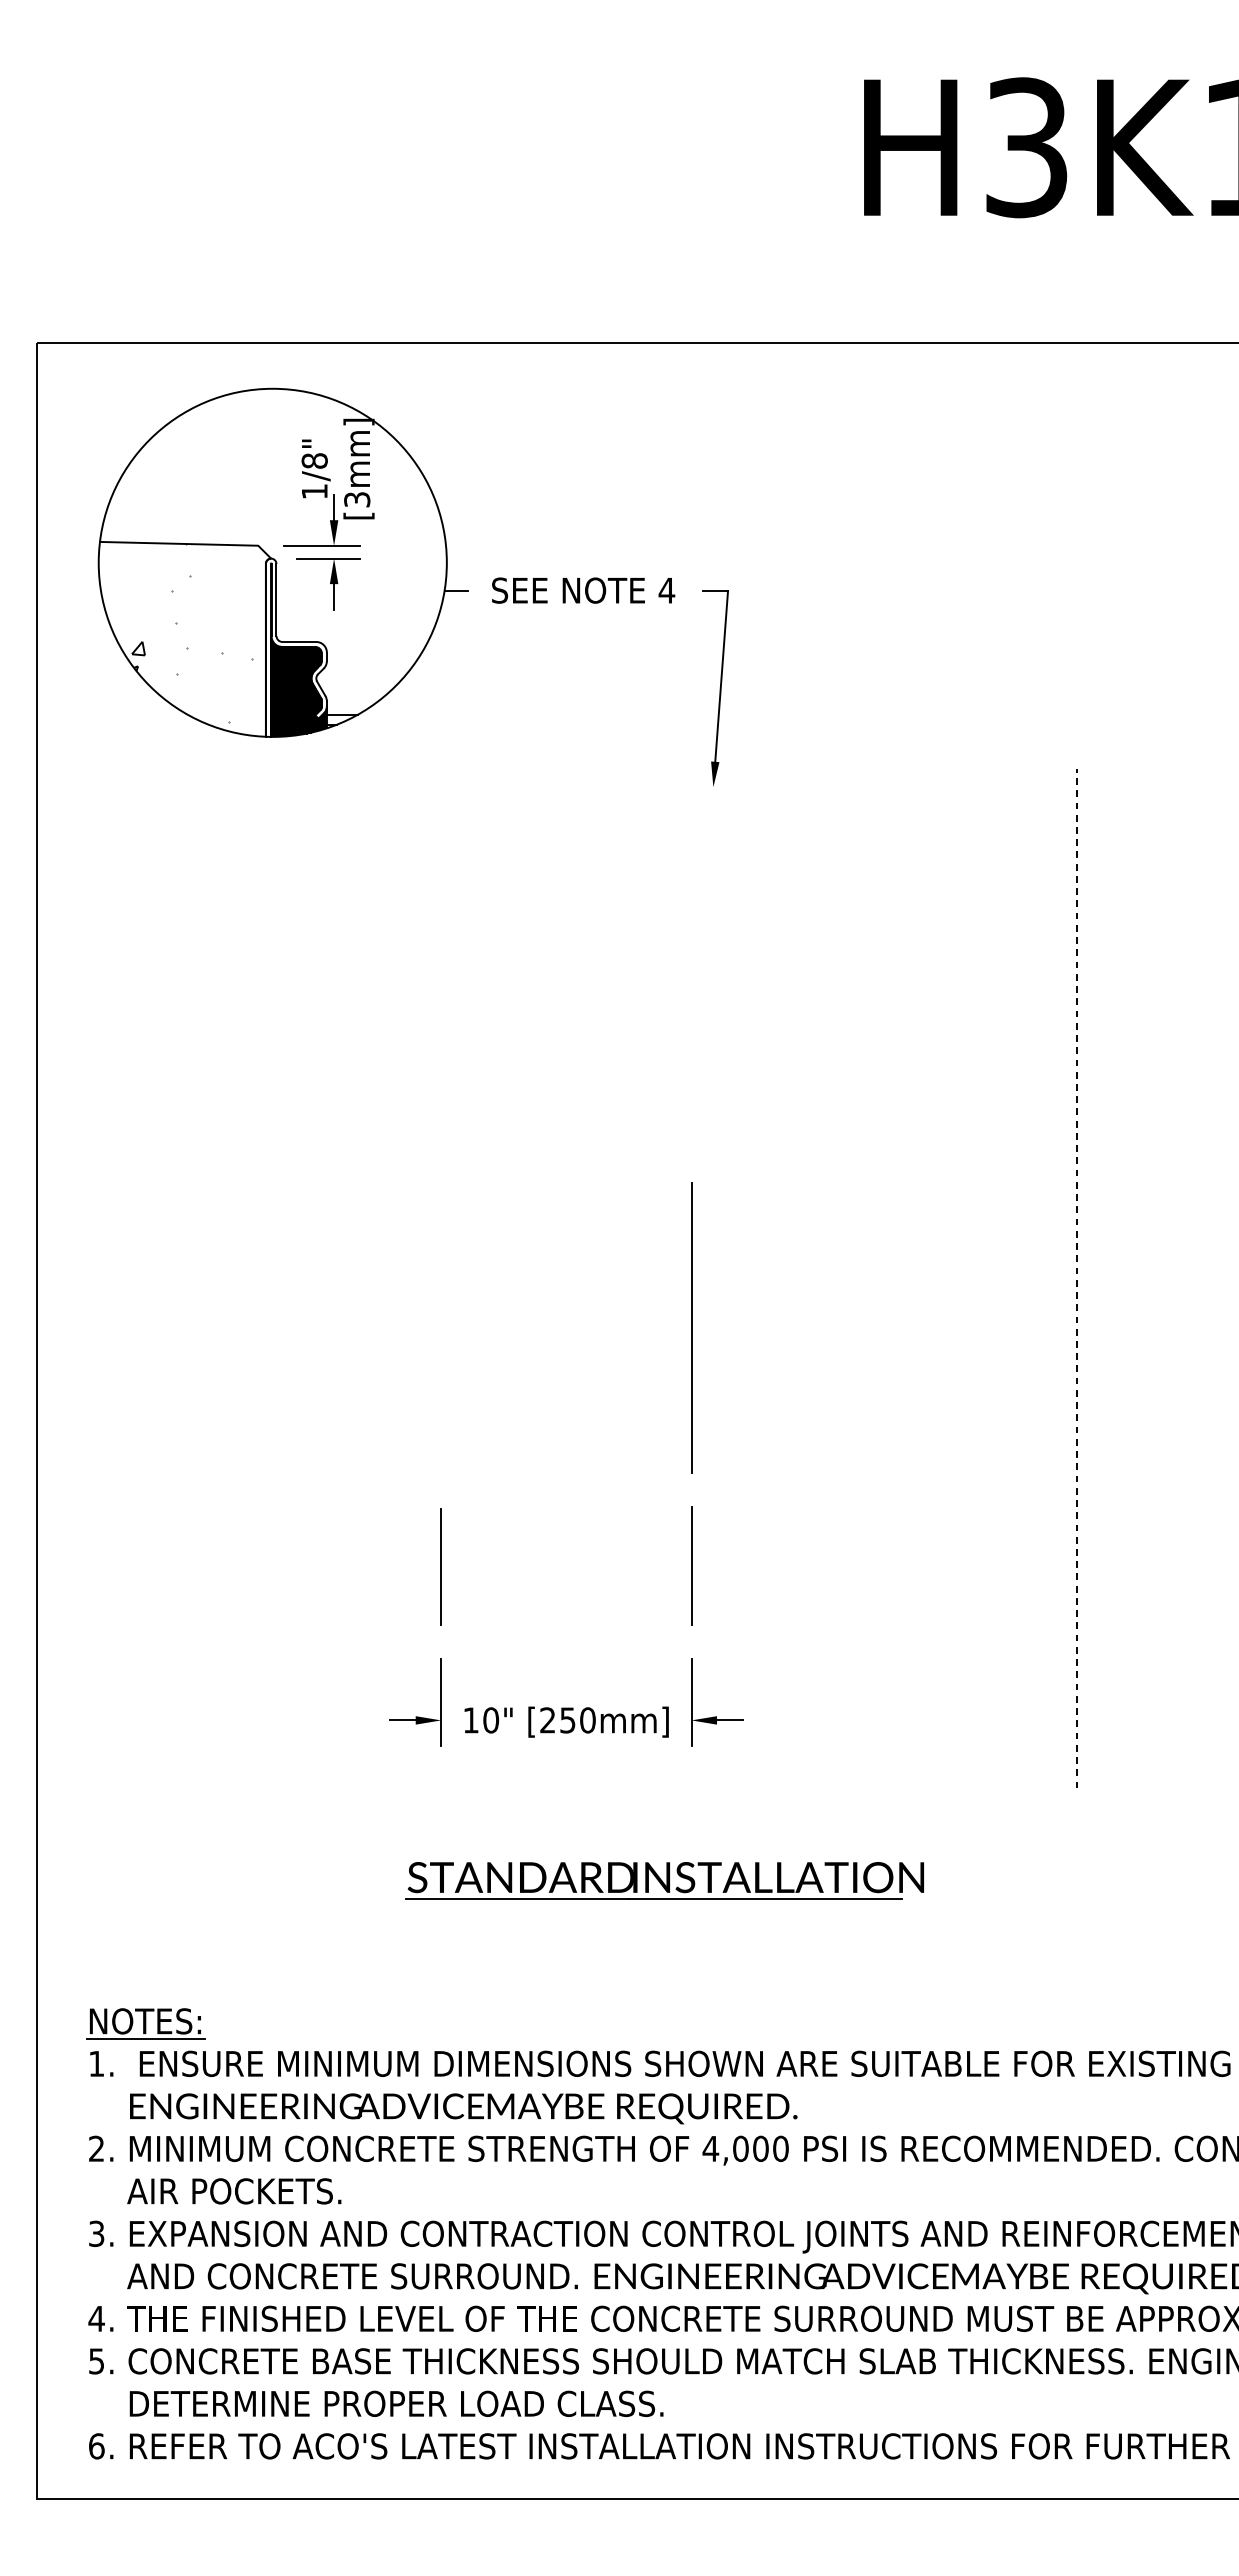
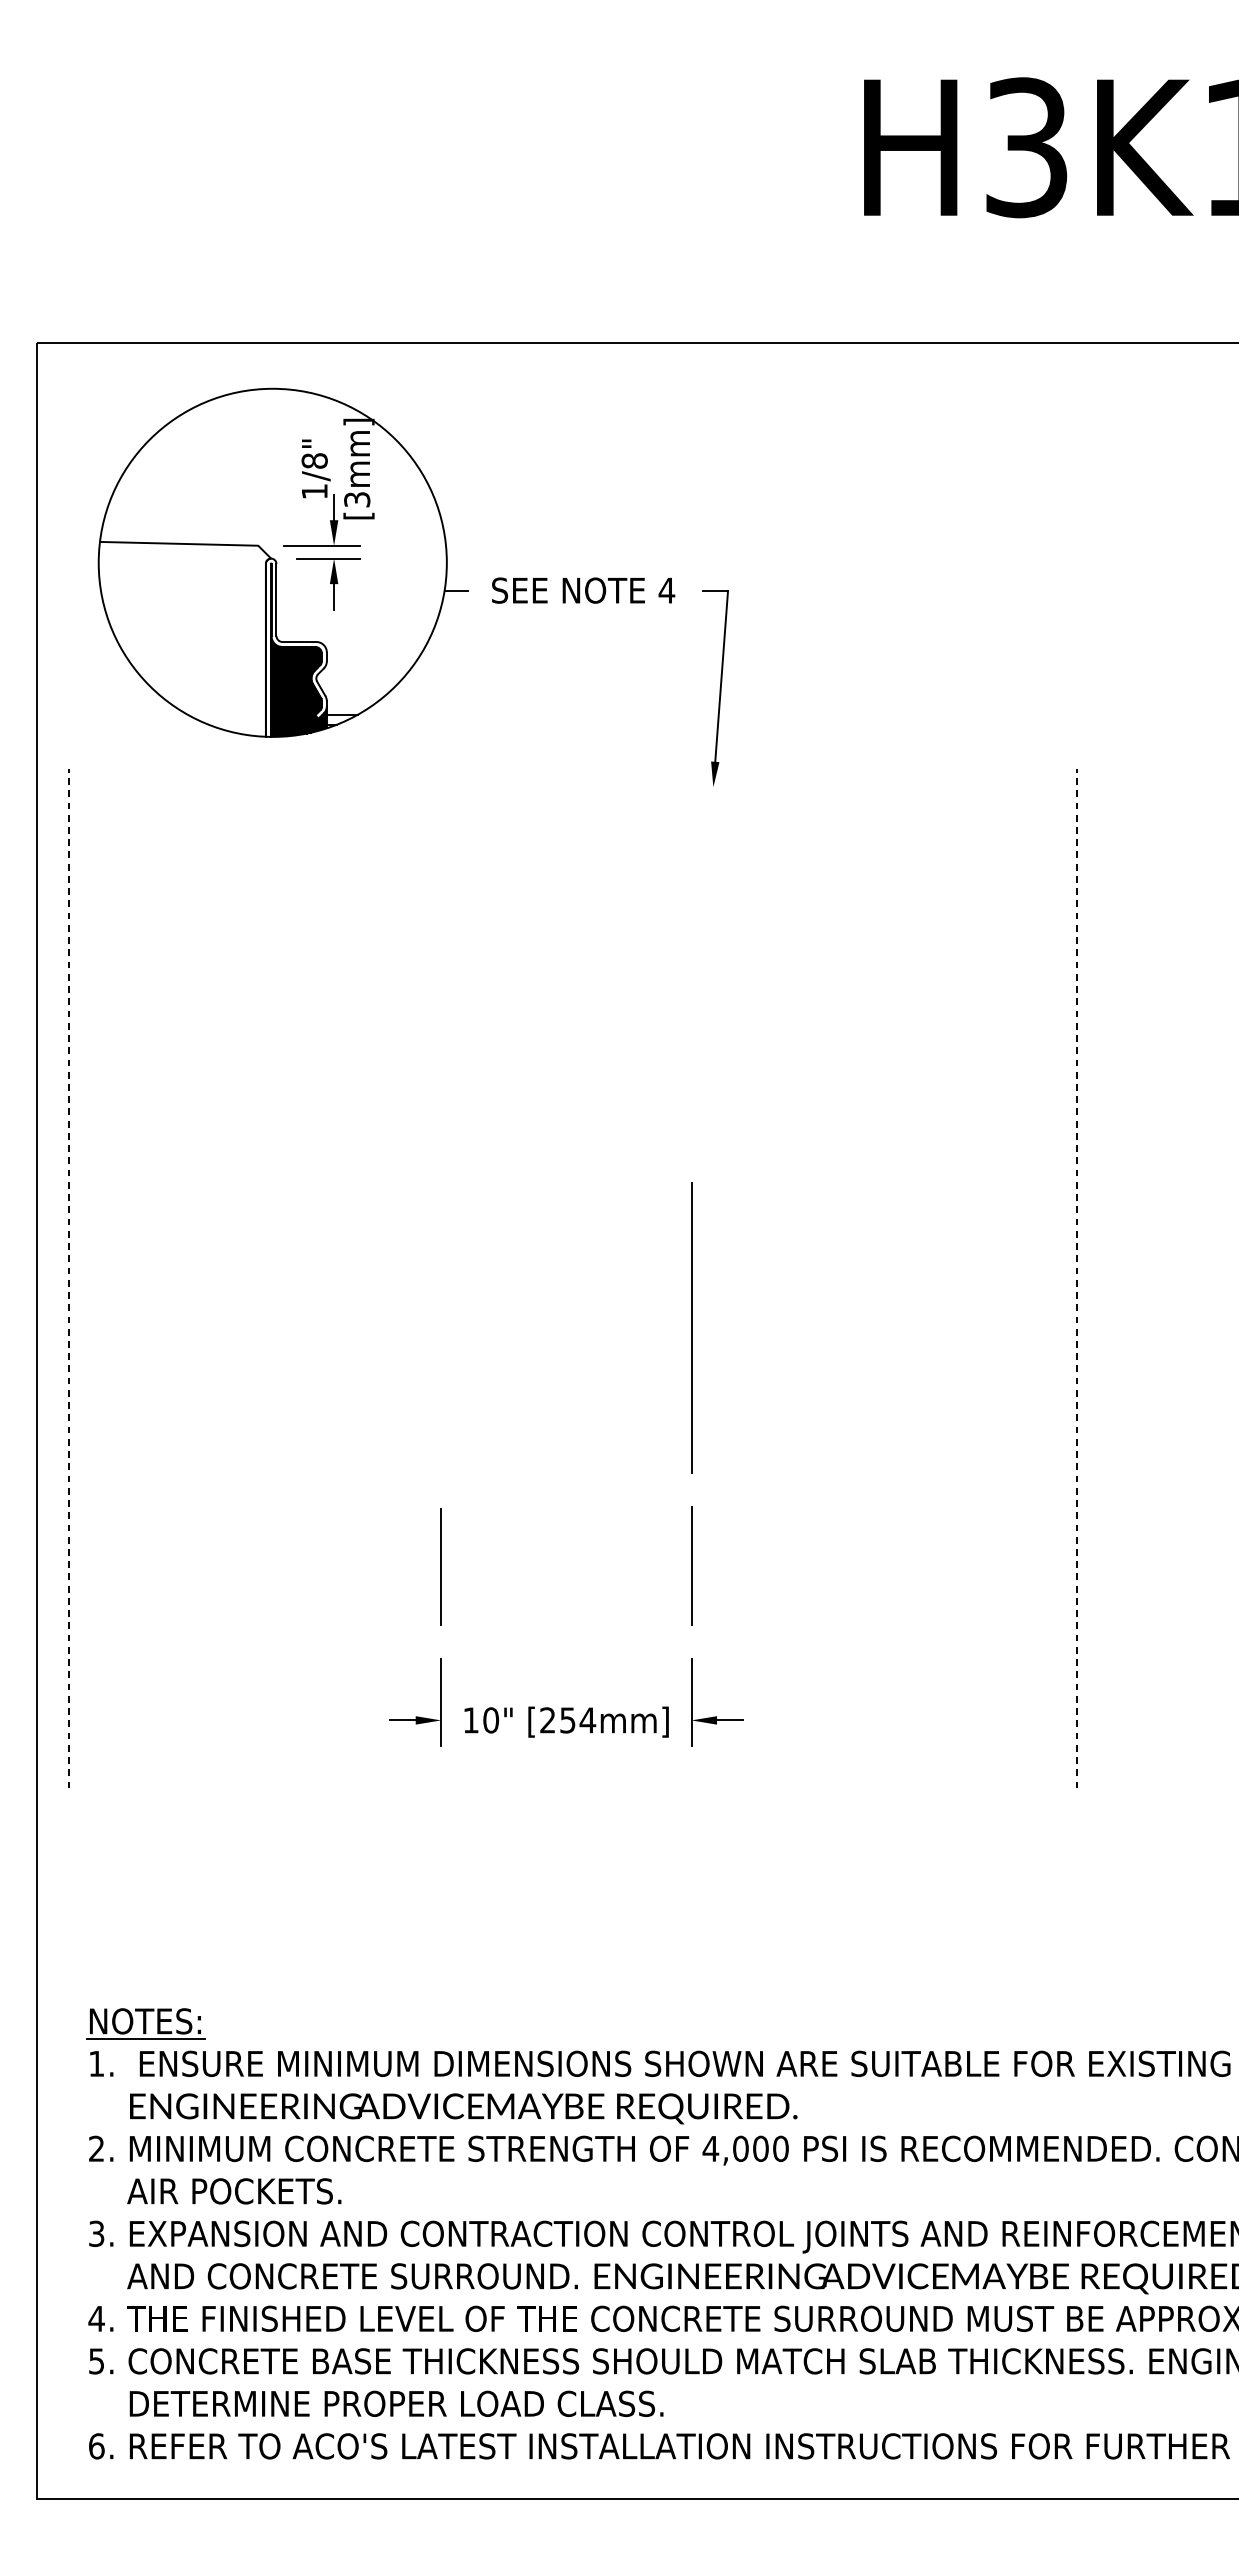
hatch: present -> none (192, 632)
line: none -> present (68, 1280)
text: [250mm] -> [254mm] (587, 1720)
part: present -> none (664, 1880)
